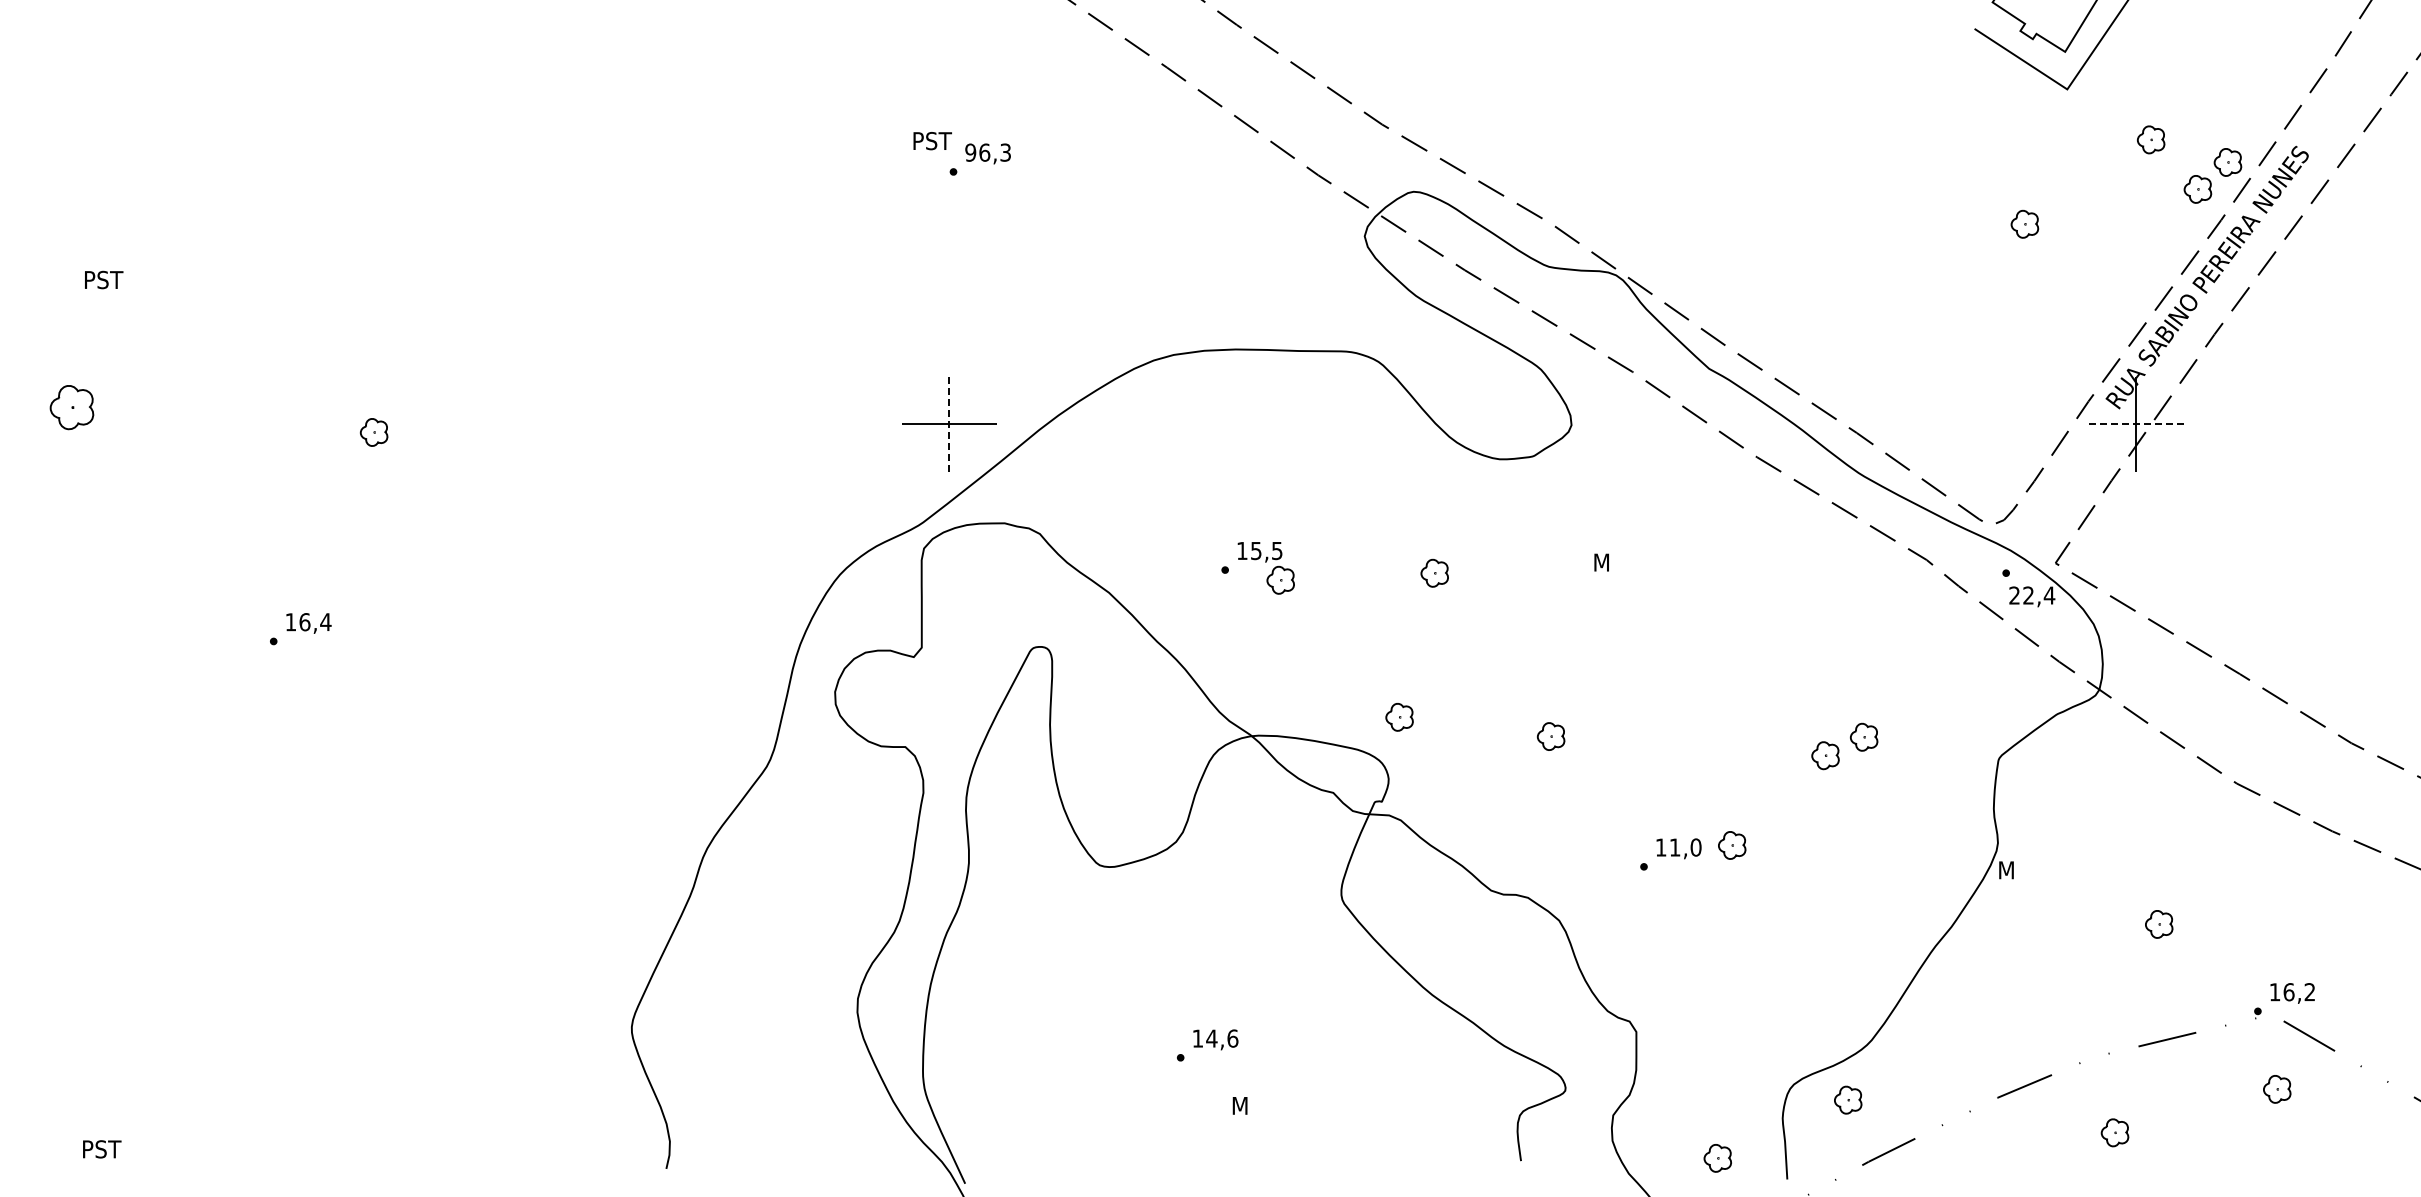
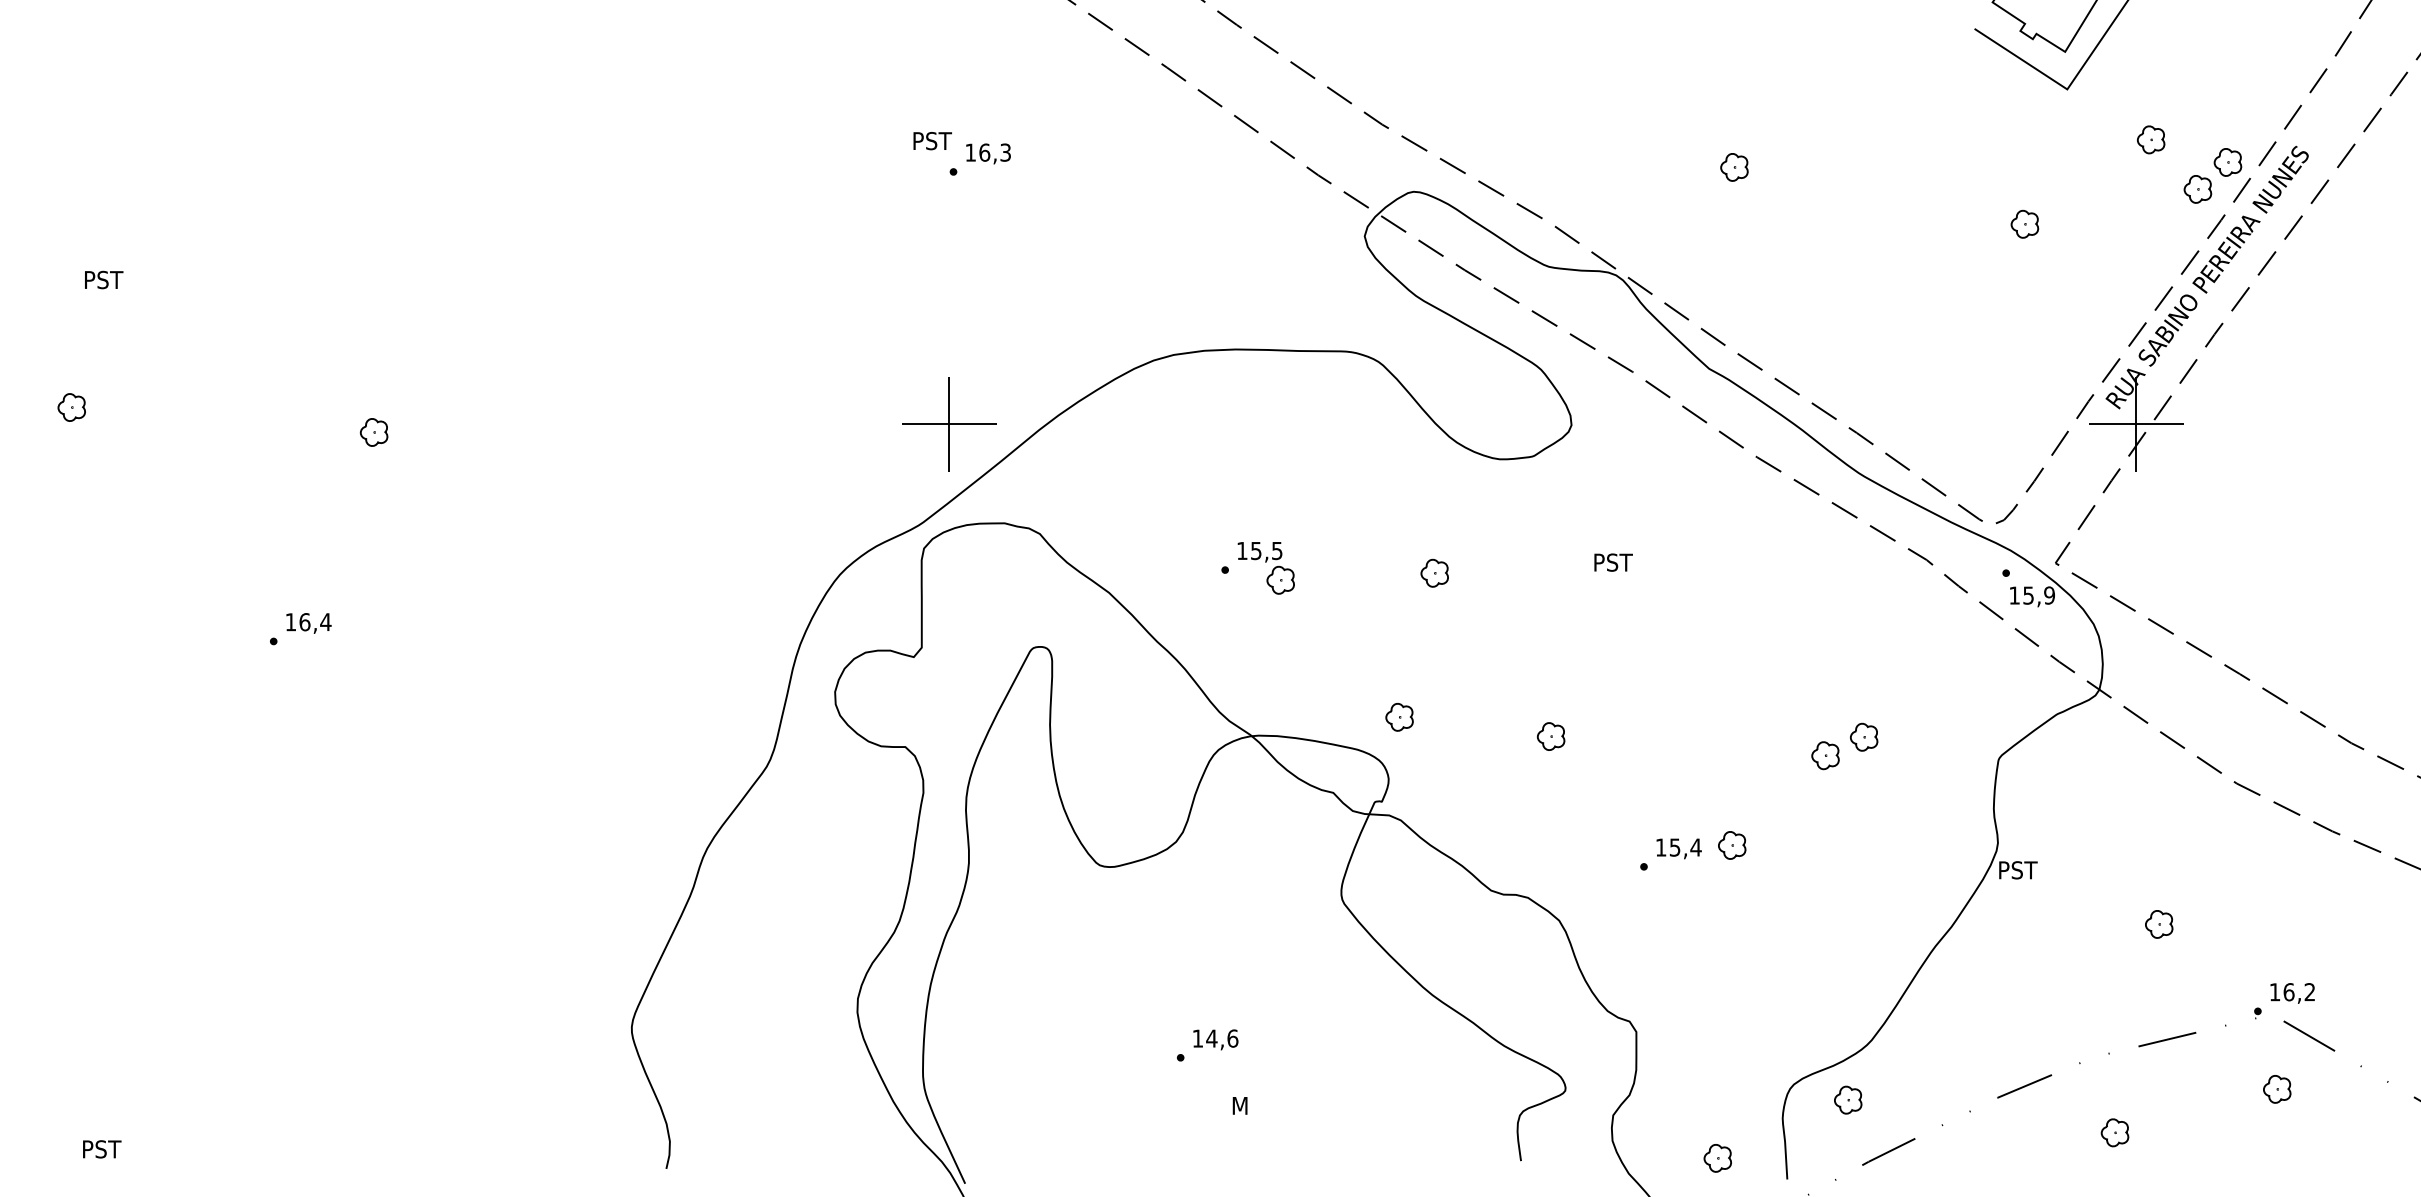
text: 96,3 -> 16,3 (970, 152)
part: none -> present (1734, 167)
part size: 46x46 px -> 29x29 px (71, 407)
line: dashed -> solid (949, 424)
line: dashed -> solid (2135, 424)
text: M -> PST (1614, 562)
text: 22,4 -> 15,9 (2032, 595)
text: 11,0 -> 15,4 (1685, 847)
text: M -> PST (2019, 870)
